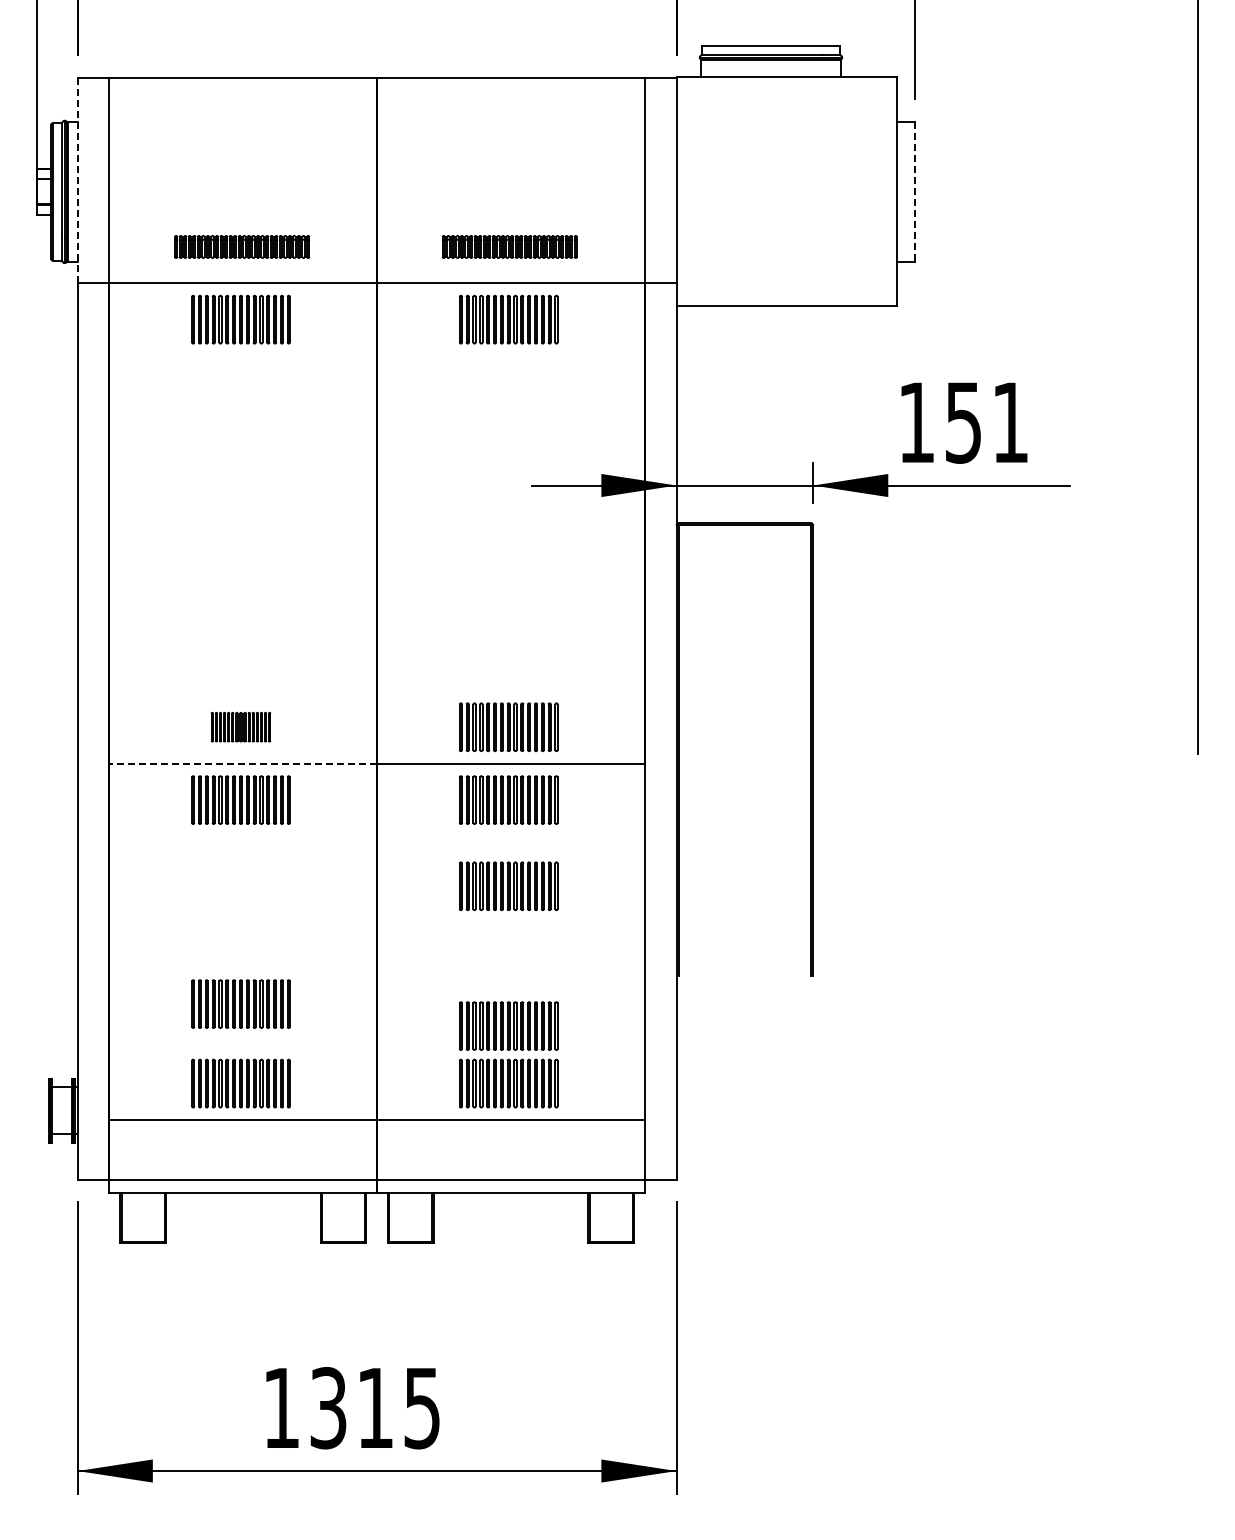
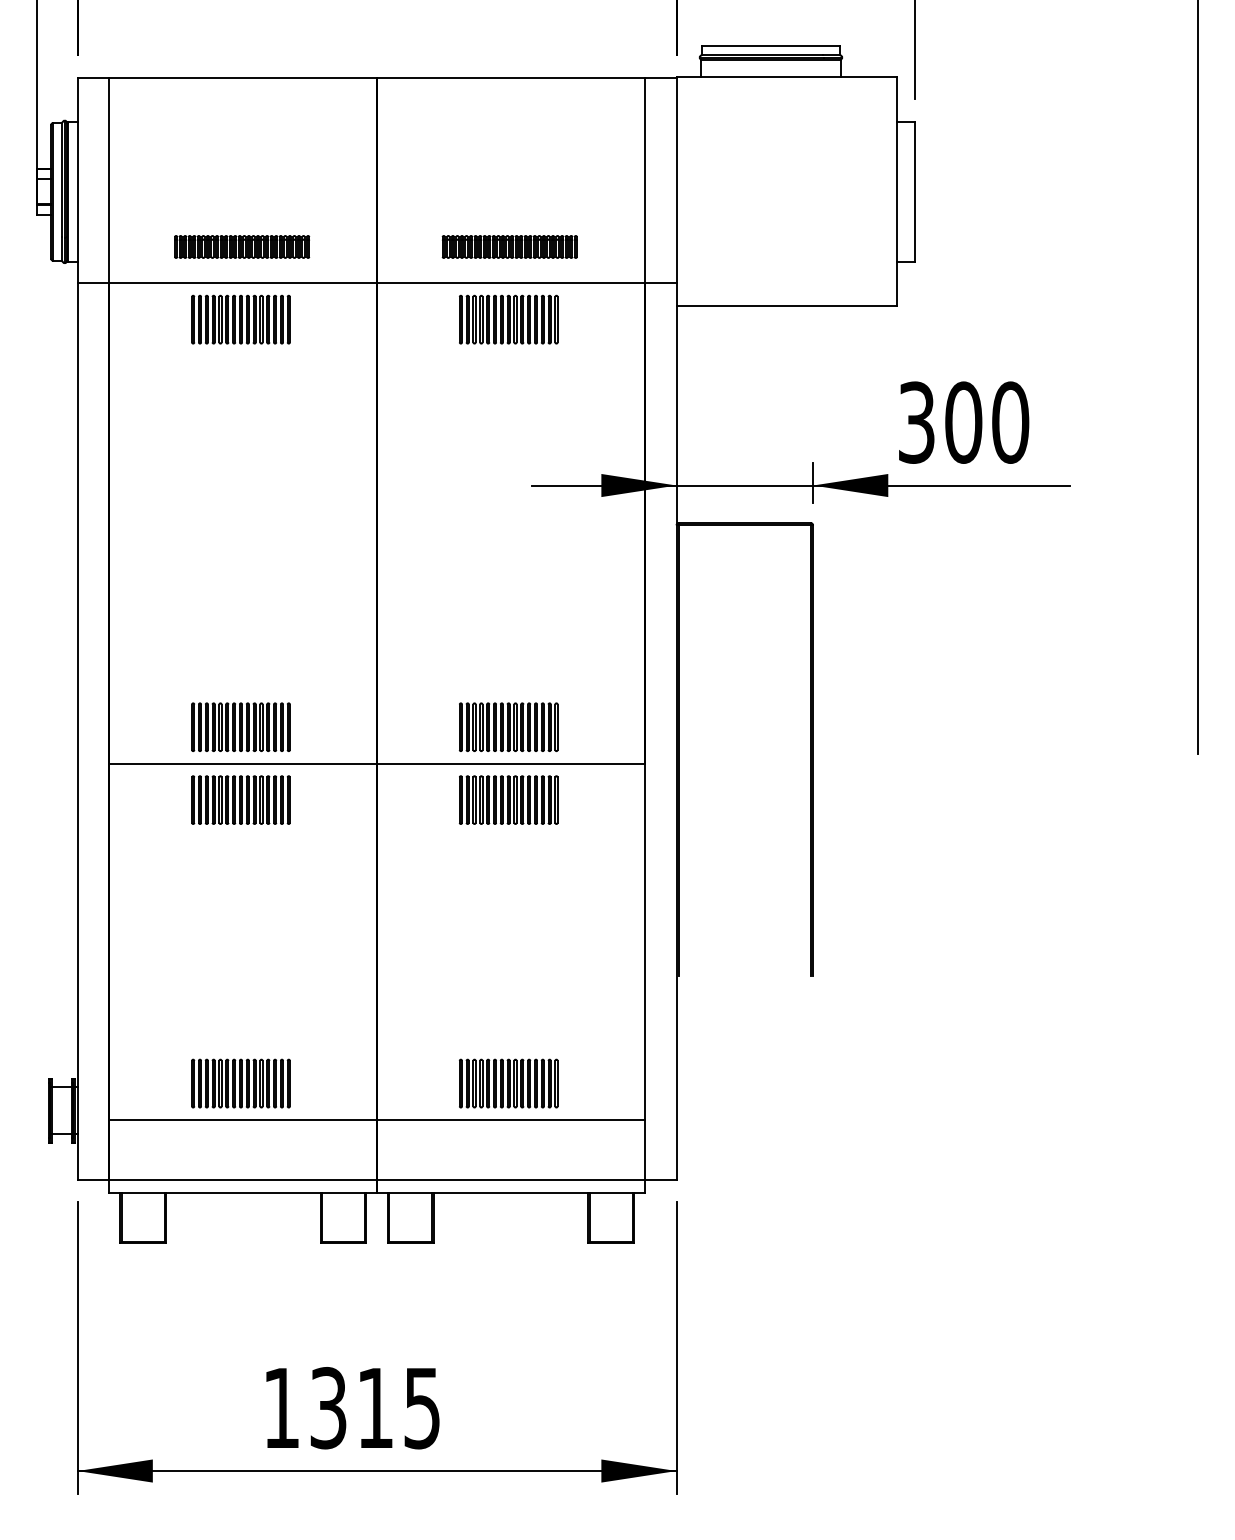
line: dashed -> solid (77, 180)
line: dashed -> solid (914, 191)
text: 151 -> 300 (964, 422)
part size: 62x31 px -> 100x50 px (240, 726)
line: dashed -> solid (243, 763)
part: present -> none (508, 885)
part: present -> none (240, 1003)
part: present -> none (508, 1025)
